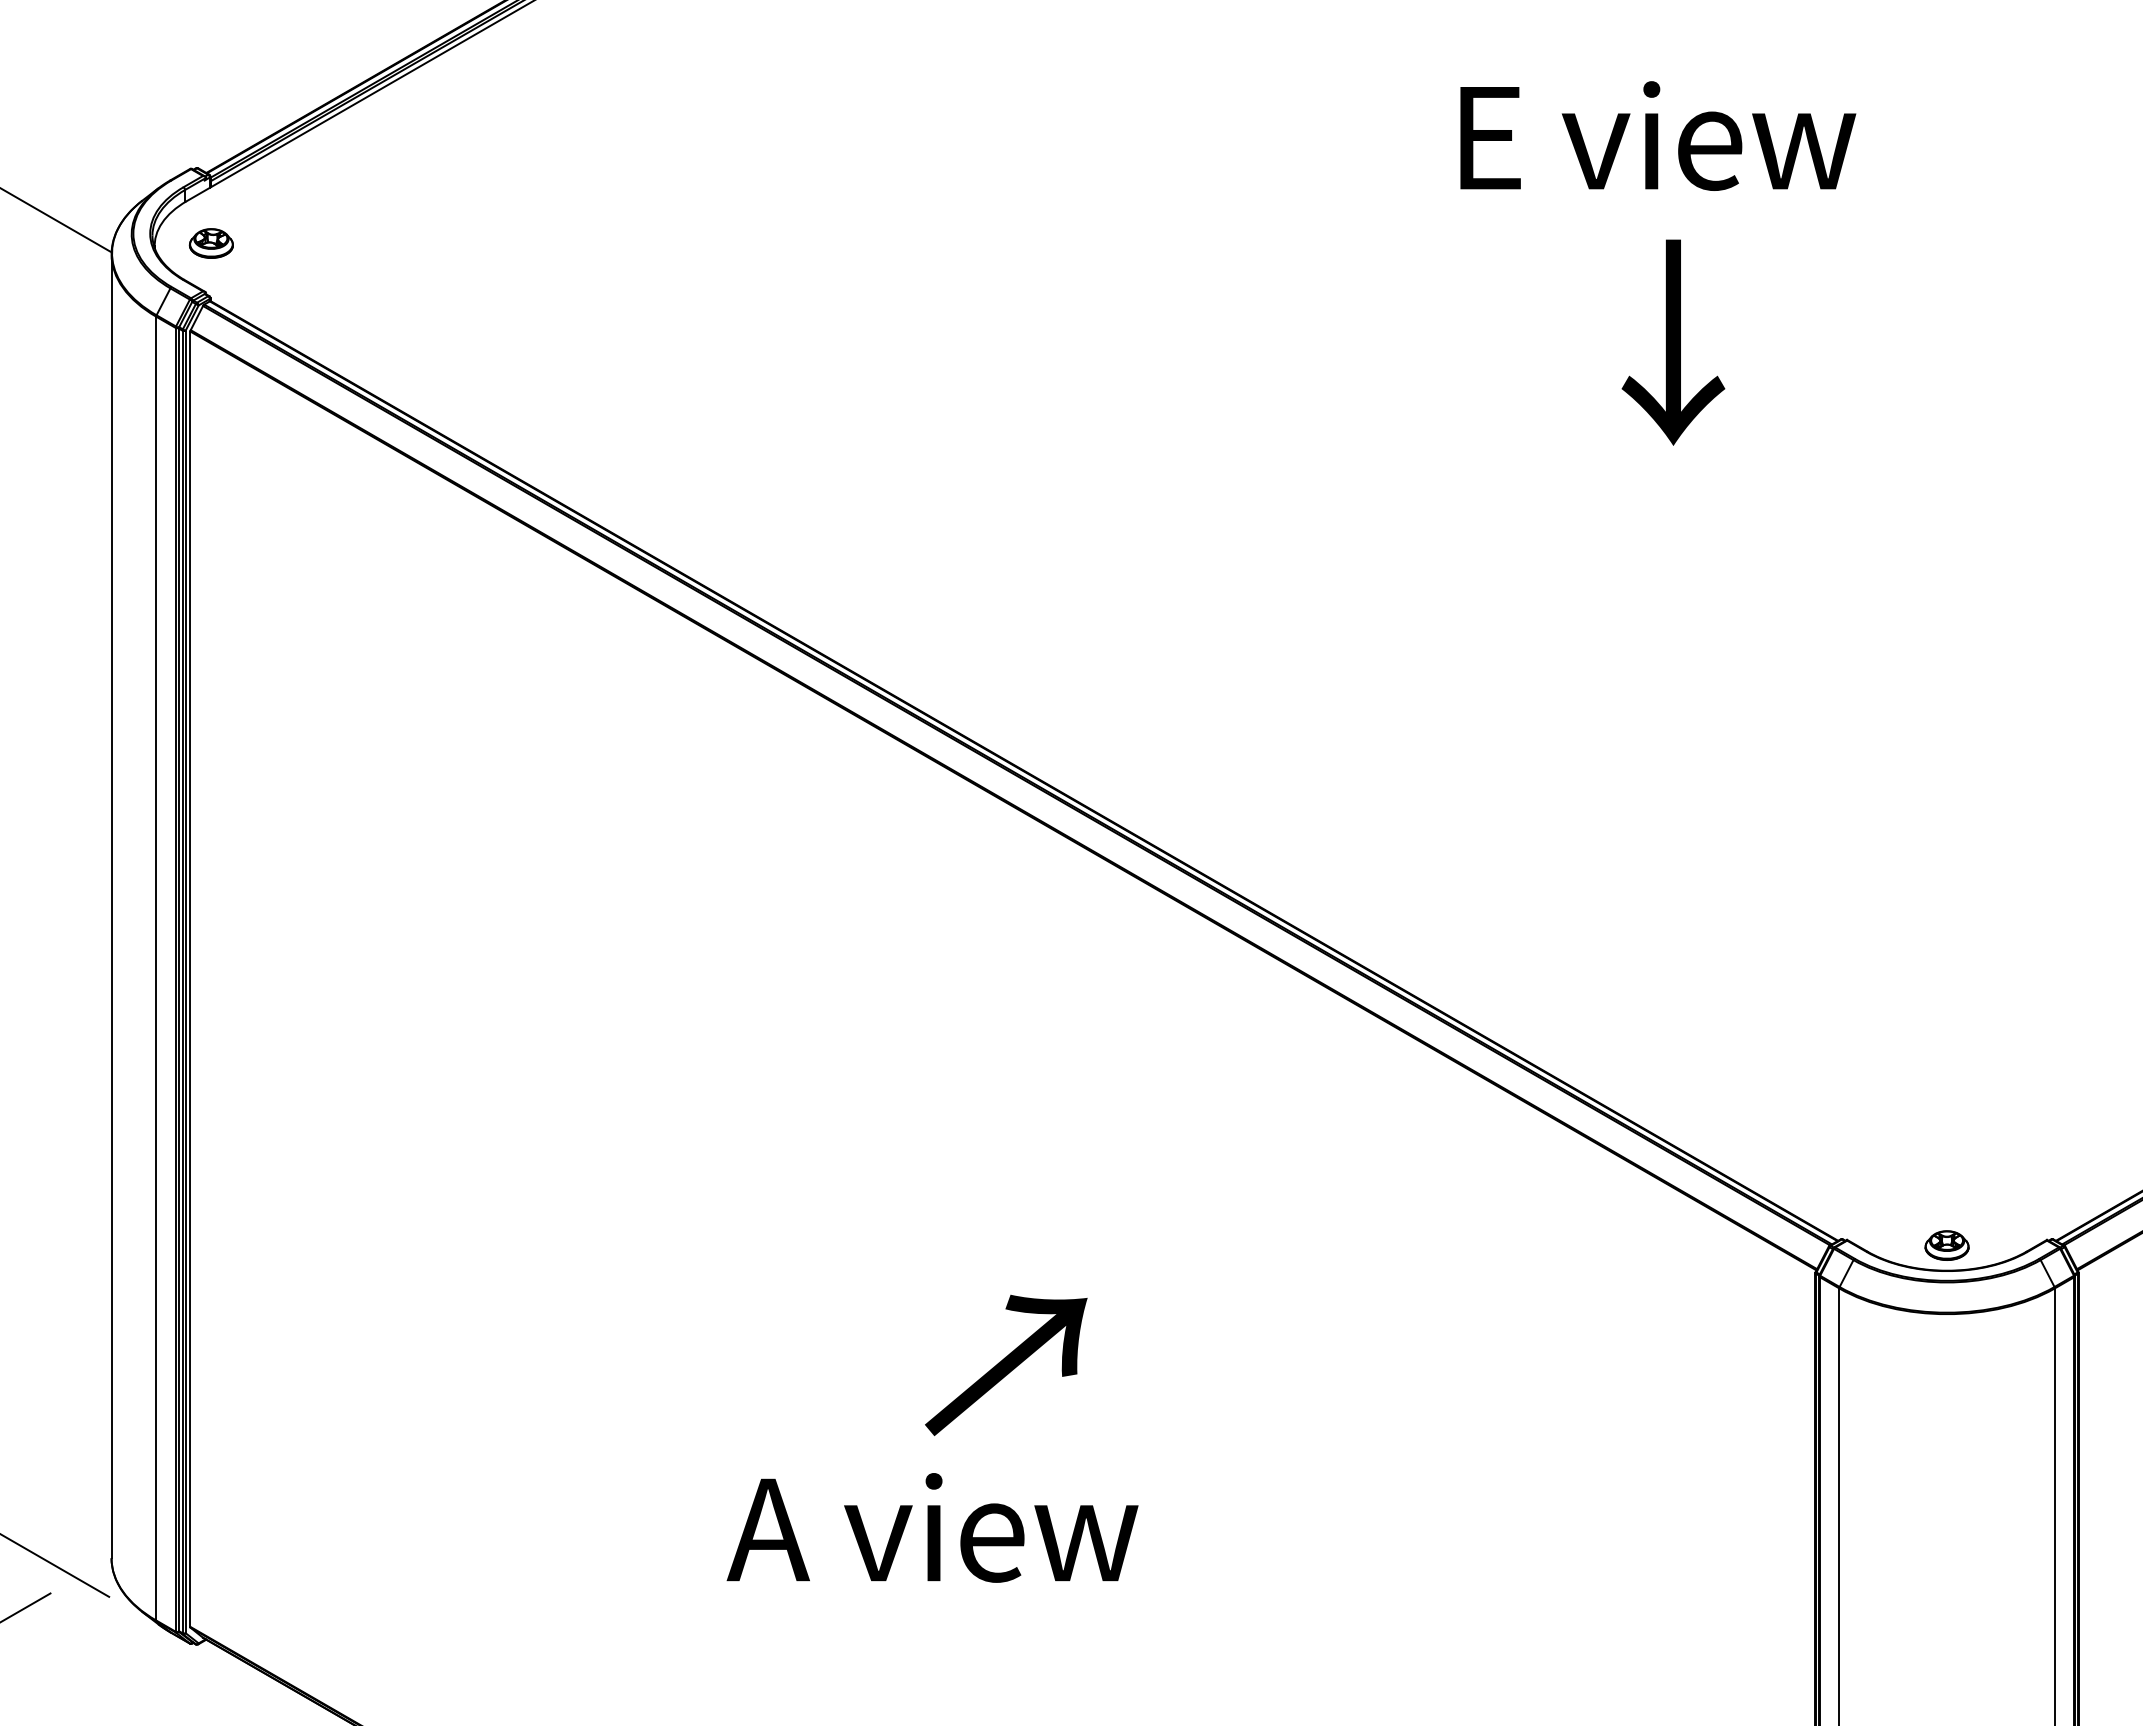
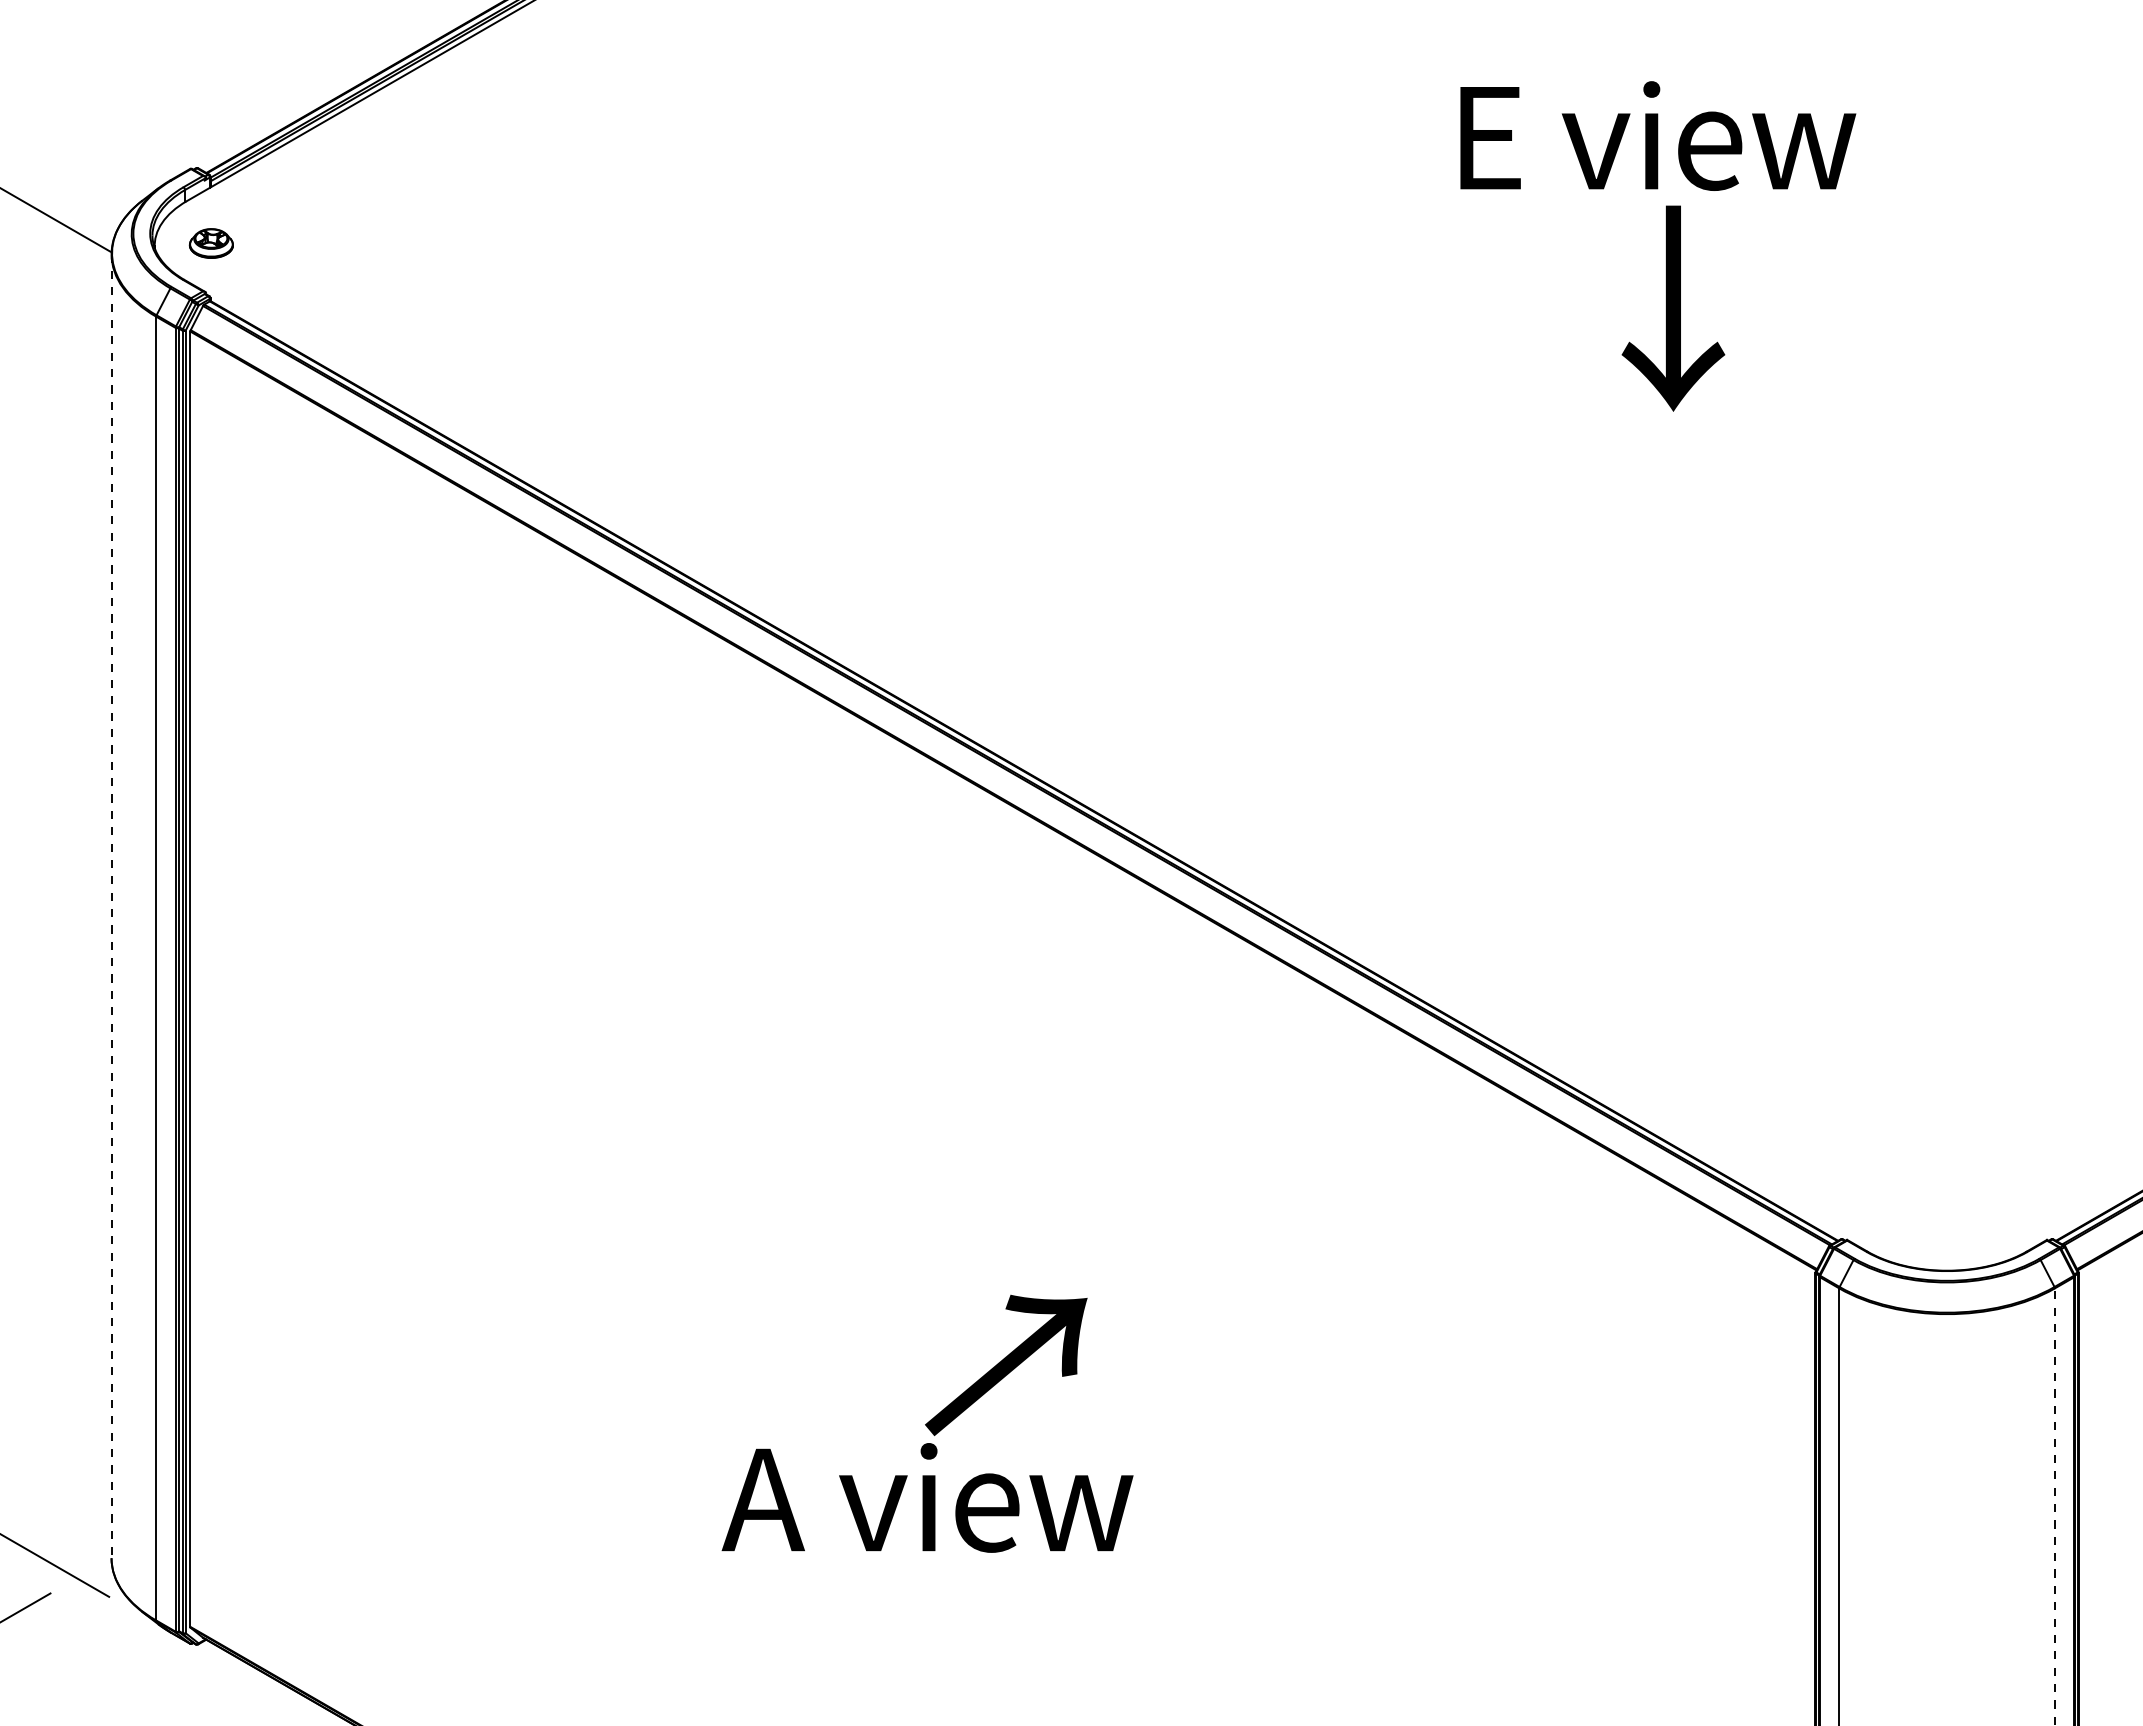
text position: (1673, 342) -> (1673, 308) (1673, 308)
line: solid -> dashed (111, 906)
part: present -> none (1946, 1245)
line: solid -> dashed (2054, 1506)
text position: (932, 1527) -> (927, 1497) (927, 1497)
